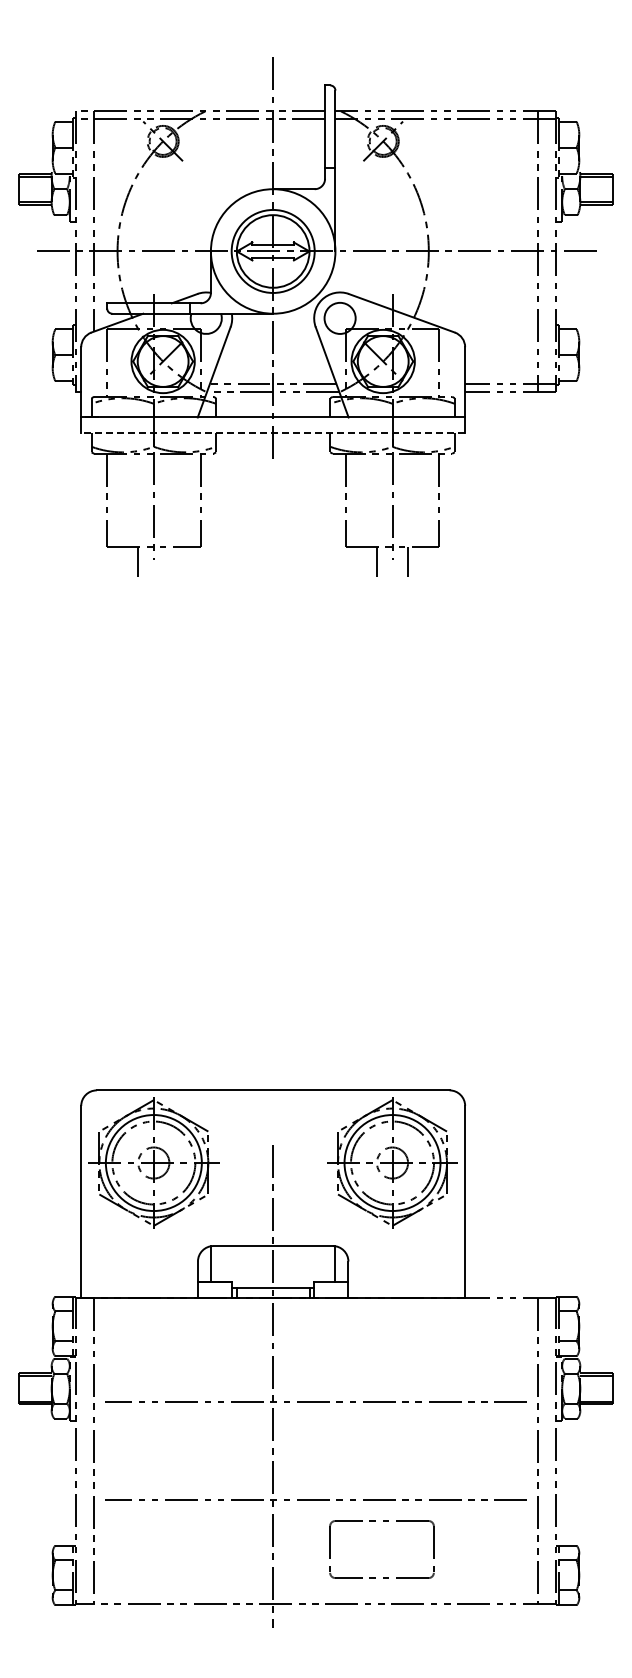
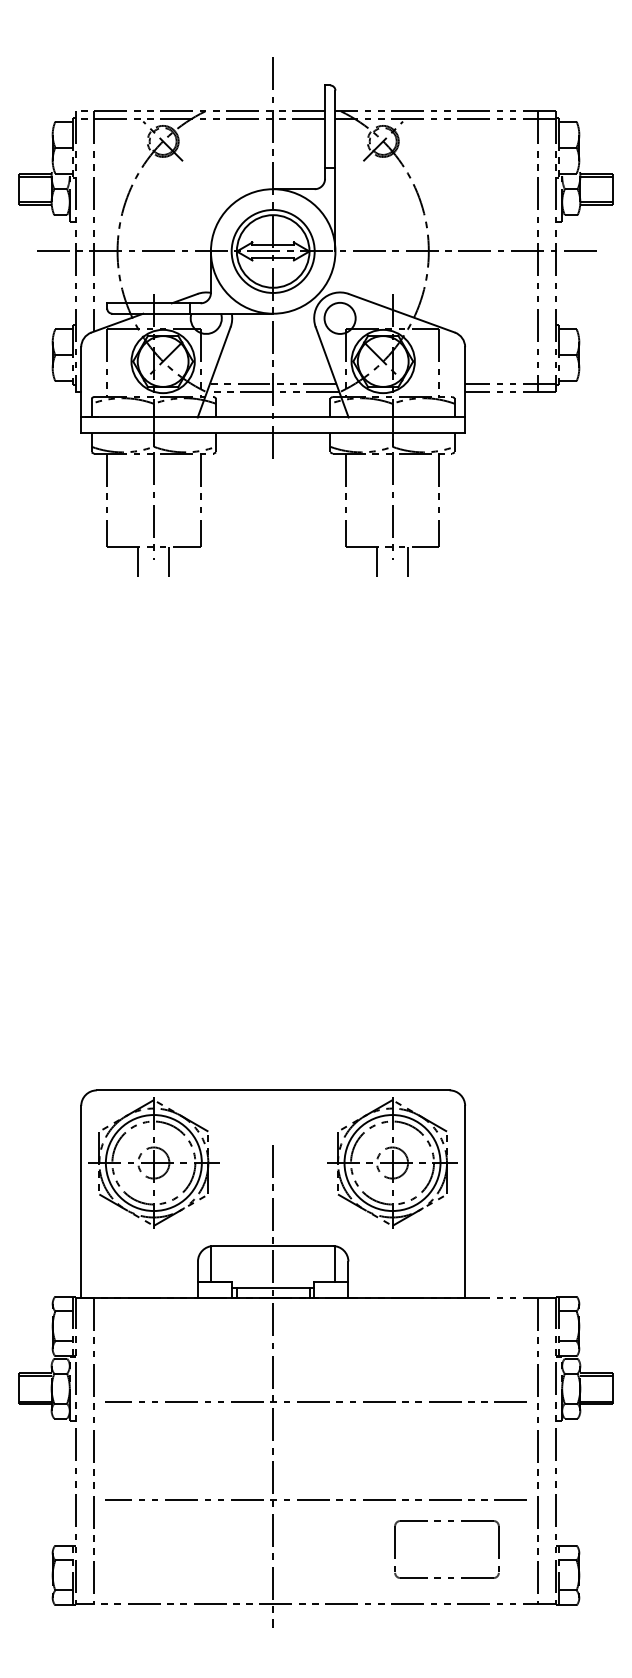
line: dashed -> solid (273, 433)
line: none -> present (169, 562)
part position: (383, 1521) -> (448, 1521) (448, 1521)
